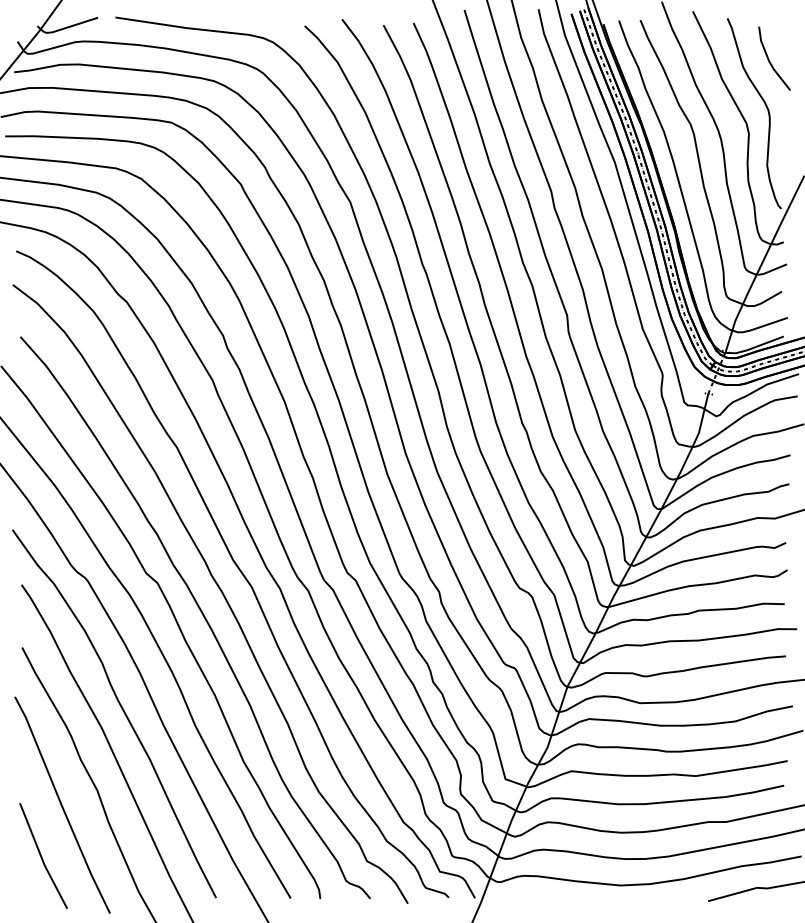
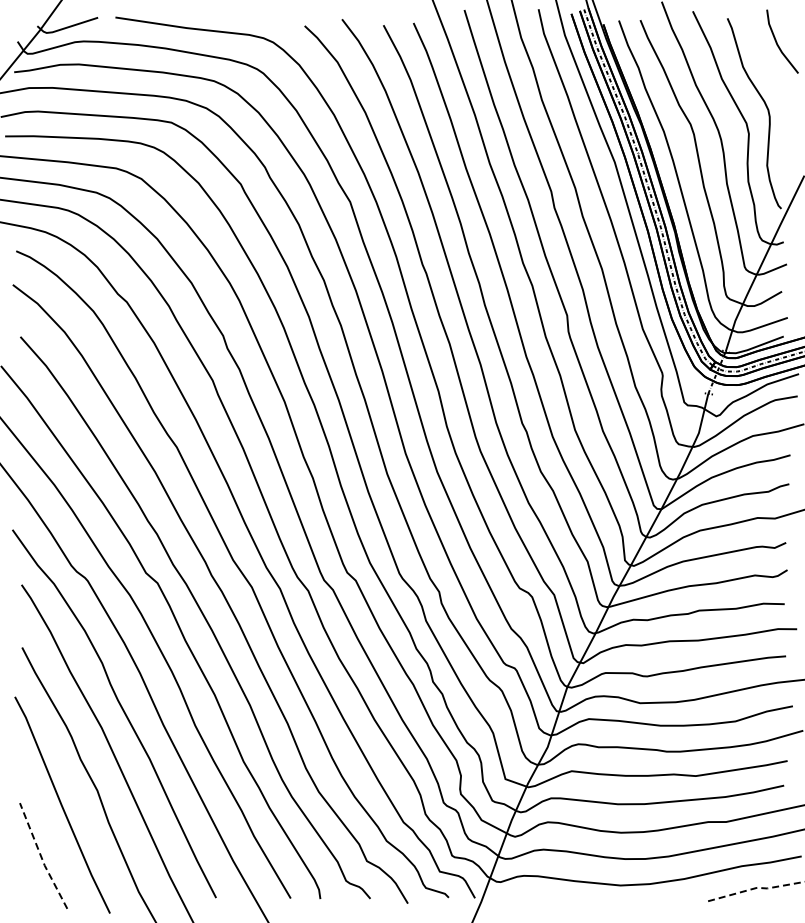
line position: (770, 61) -> (778, 44) (778, 44)
line: solid -> dashed (41, 857)
line: solid -> dashed (757, 887)
